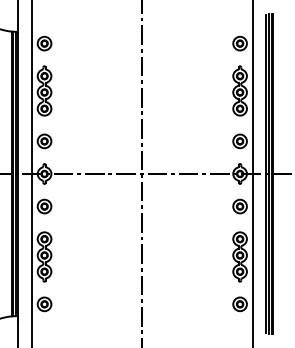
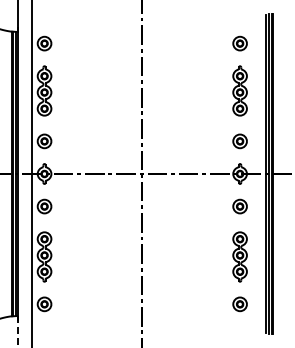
line: present -> none (253, 173)
line: solid -> dashed (18, 332)
